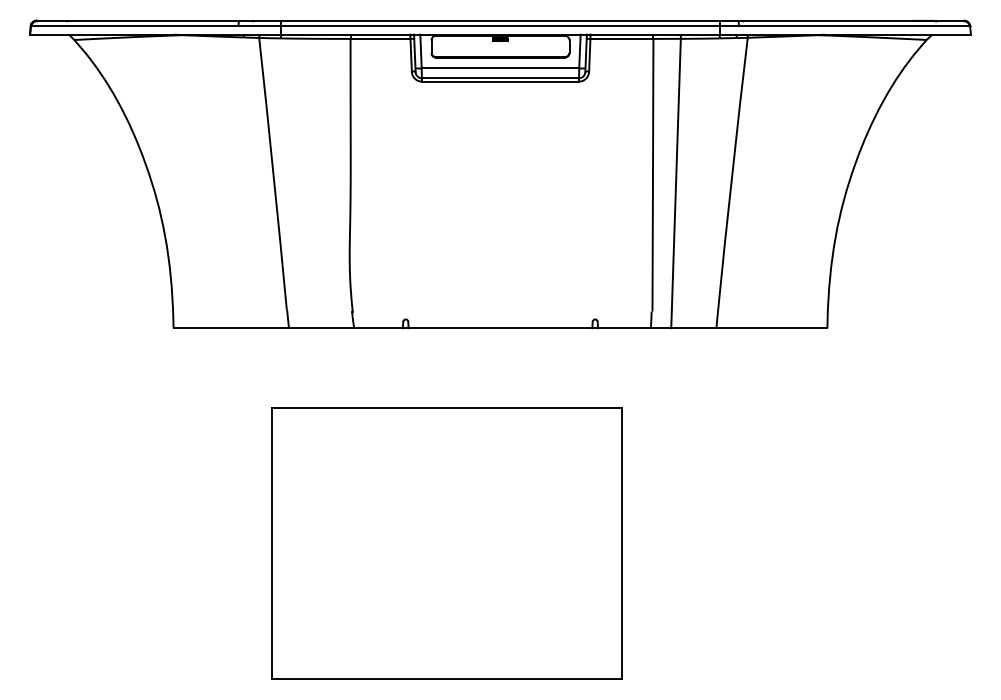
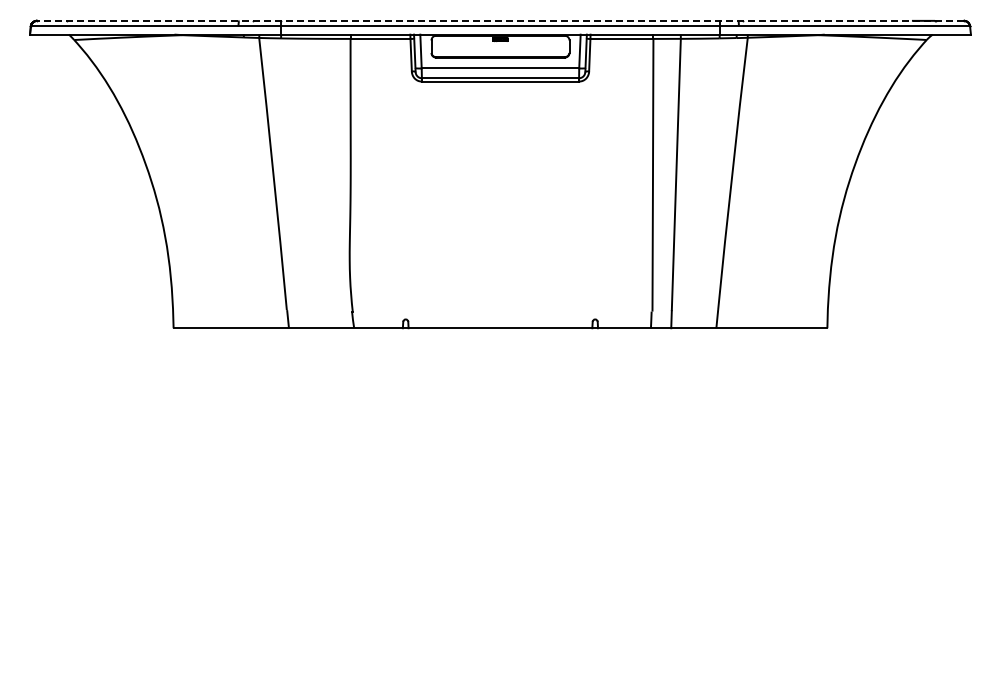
line: solid -> dashed (500, 20)
part: present -> none (446, 543)
